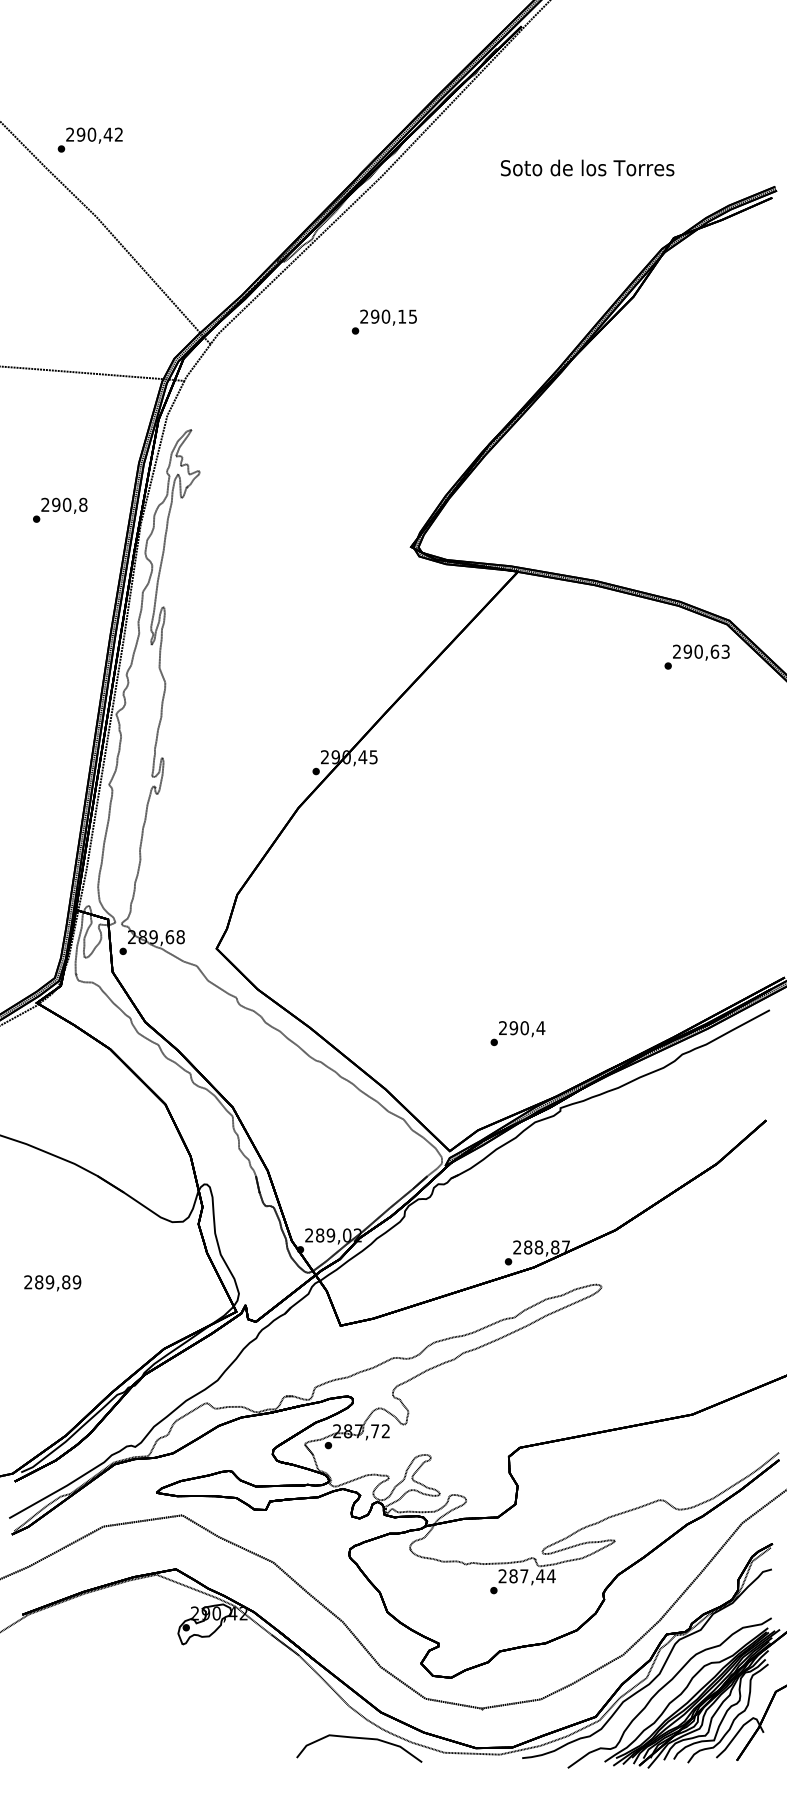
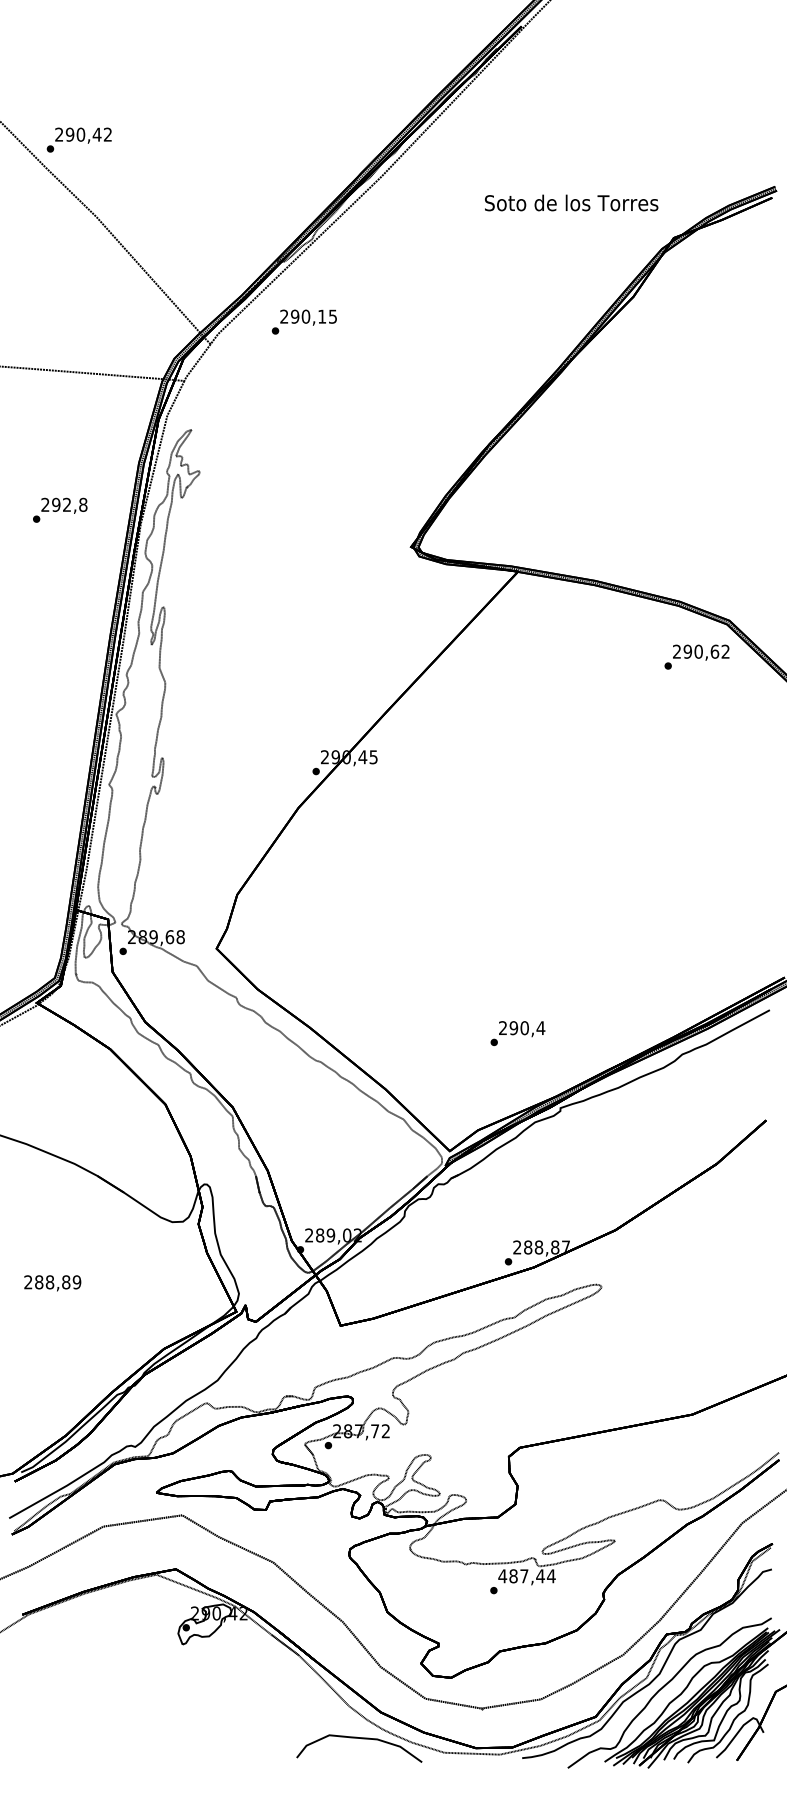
text position: (89, 139) -> (78, 139) (78, 139)
text position: (587, 167) -> (571, 202) (571, 202)
text position: (383, 321) -> (303, 321) (303, 321)
text: 290,8 -> 292,8 (66, 504)
text: 290,63 -> 290,62 (725, 651)
text: 289,89 -> 288,89 (49, 1282)
text: 287,44 -> 487,44 (502, 1576)
